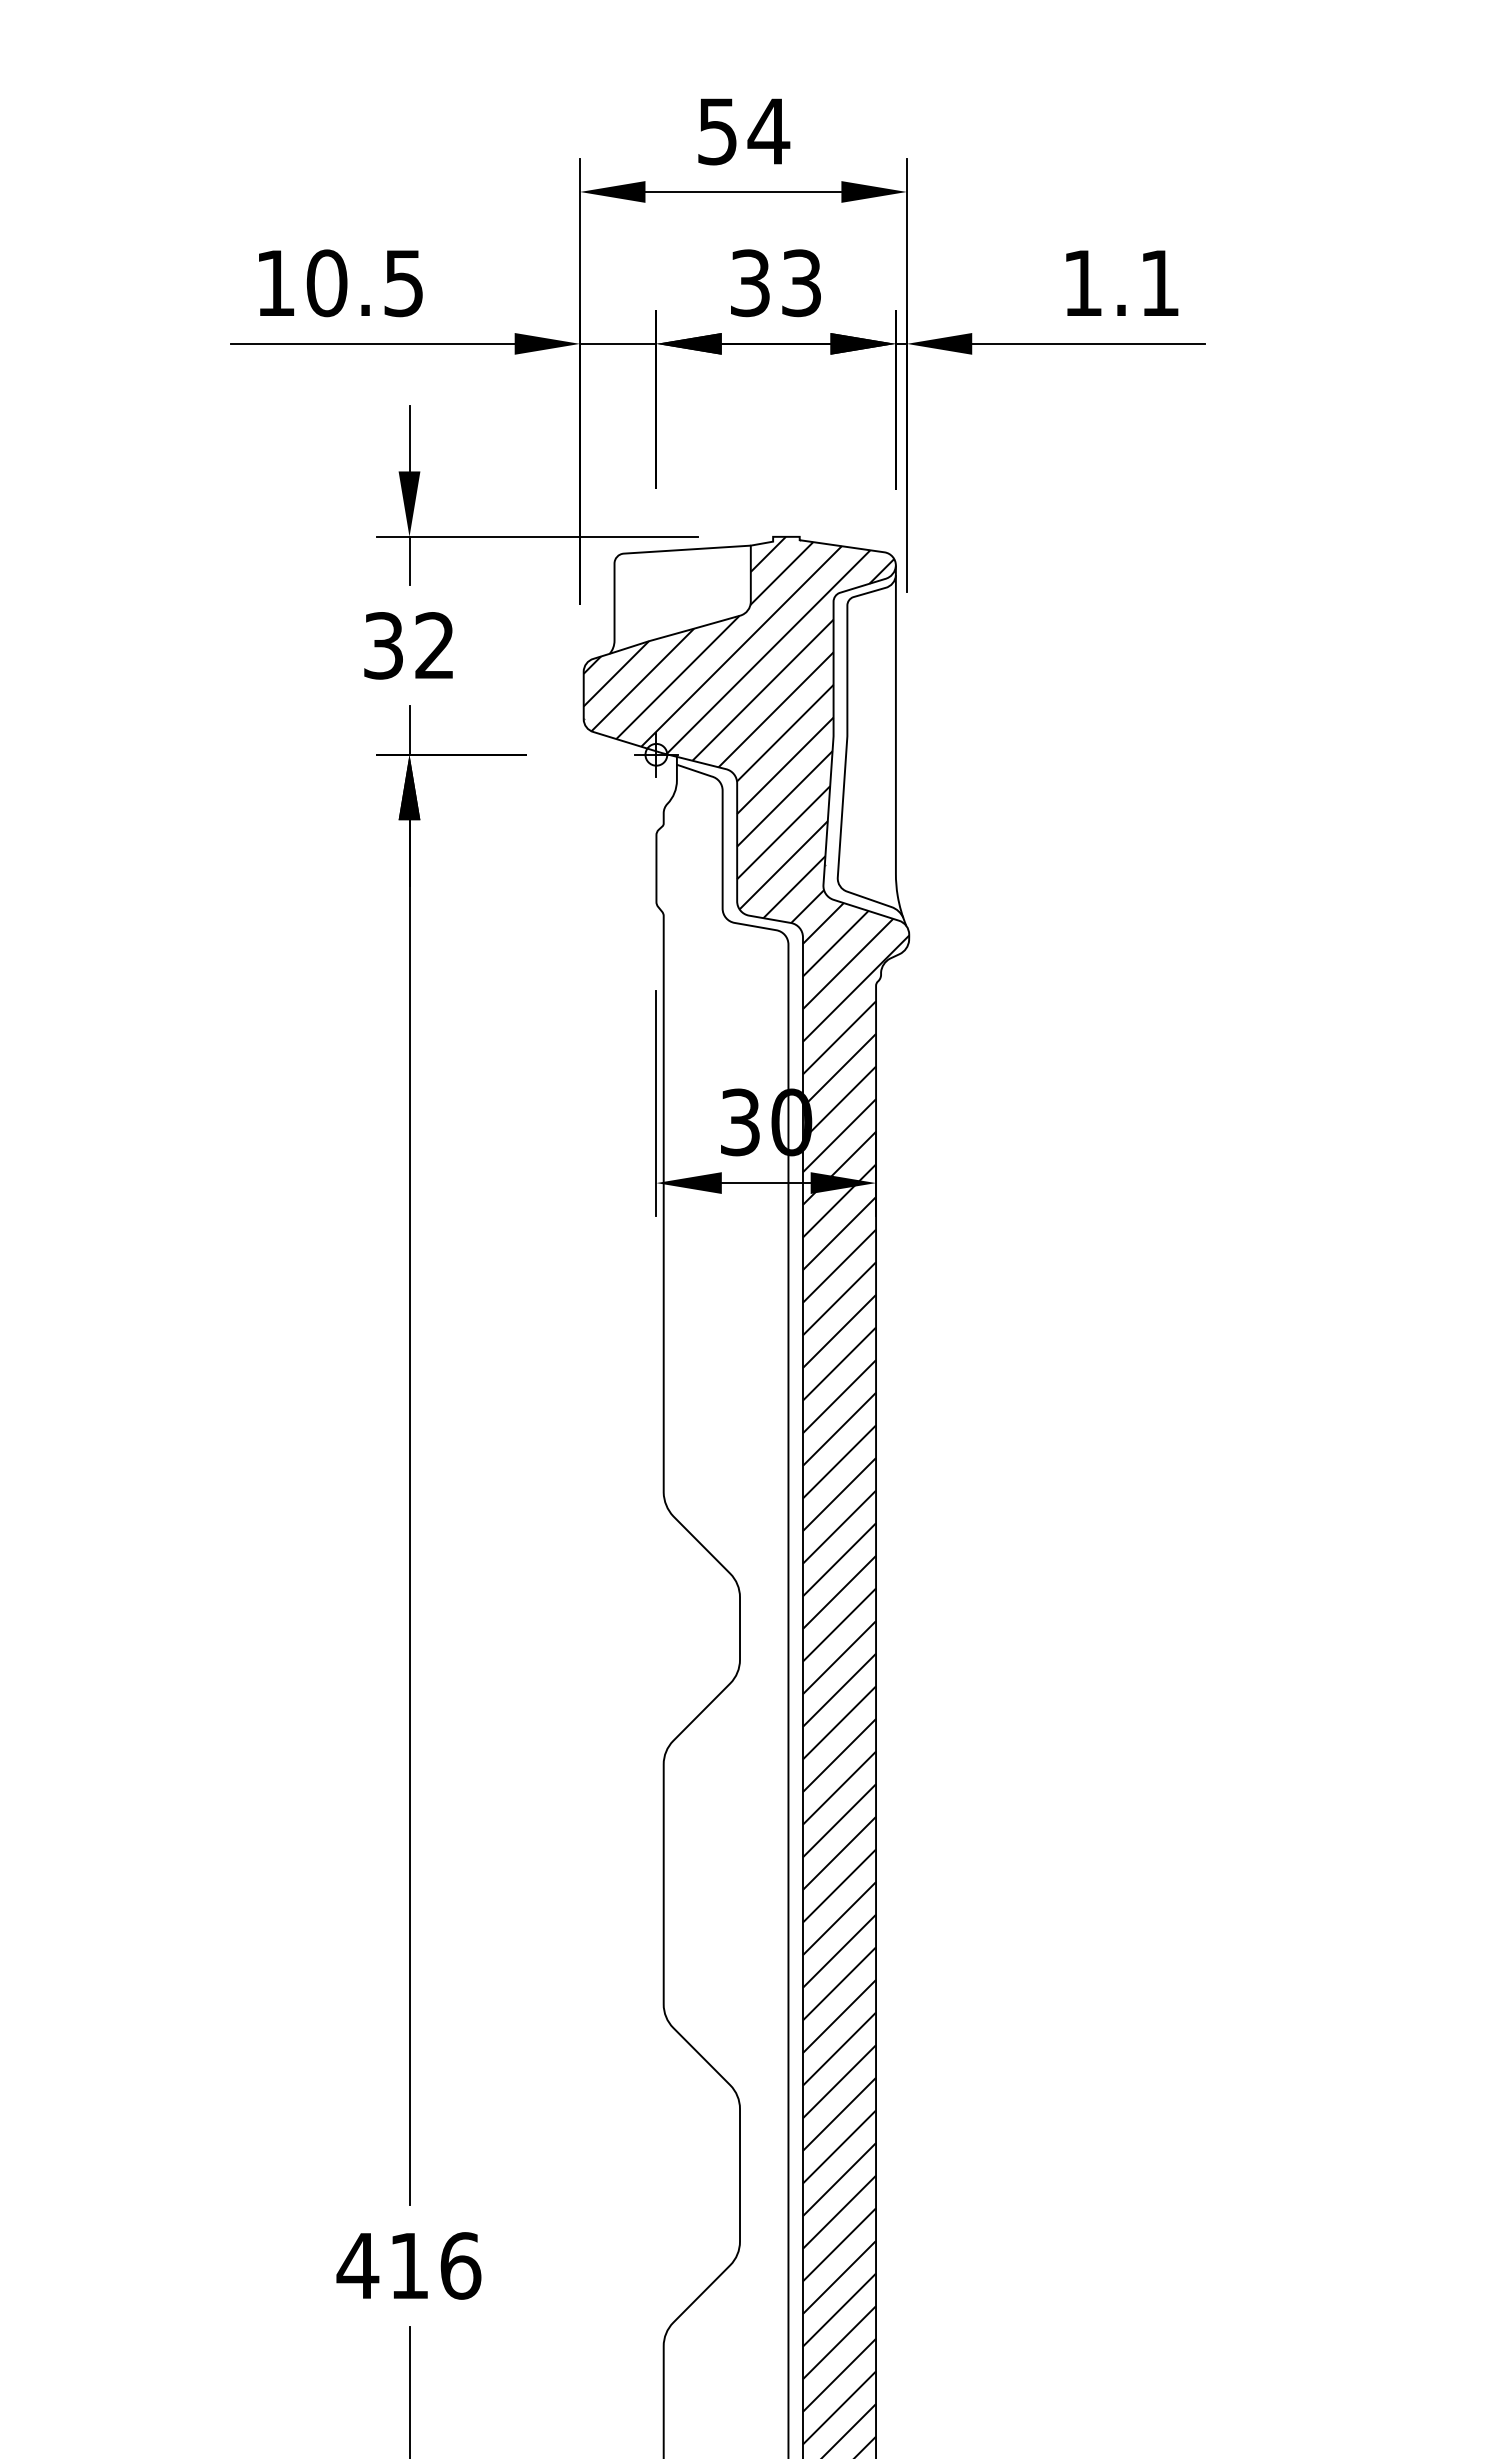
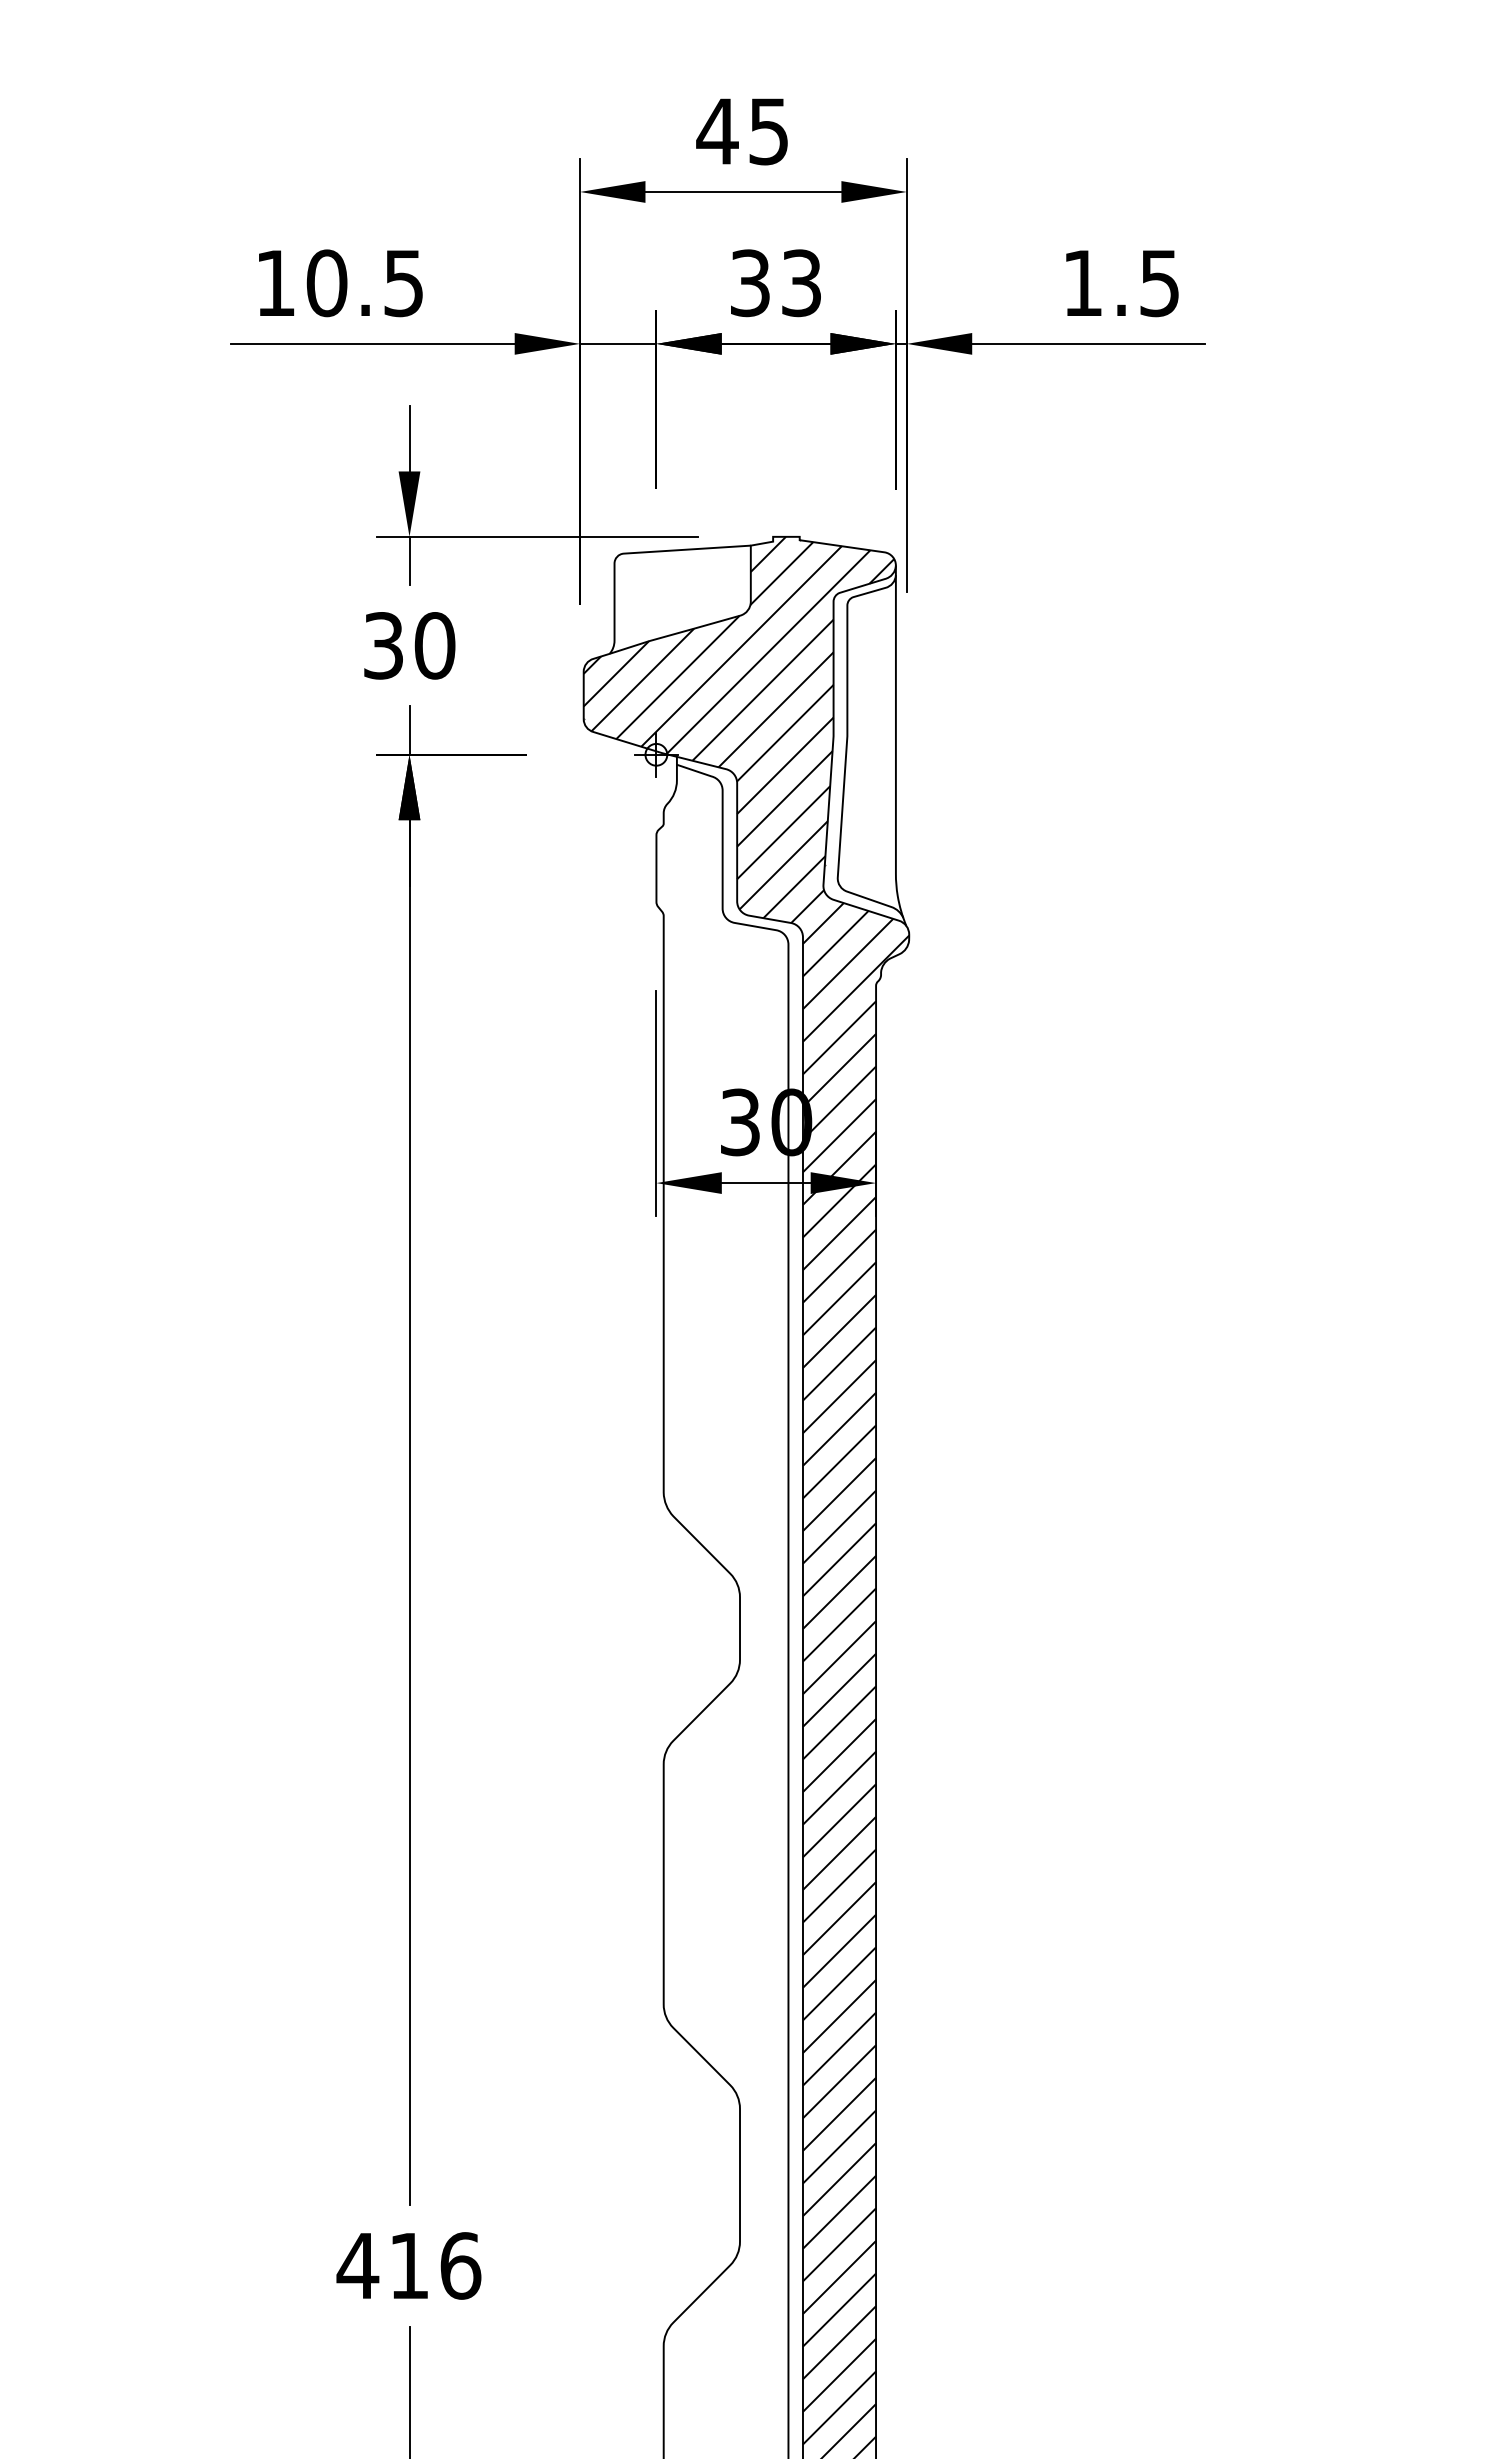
text: 54 -> 45 (743, 131)
text: 1.1 -> 1.5 (1159, 283)
text: 32 -> 30 (434, 645)
